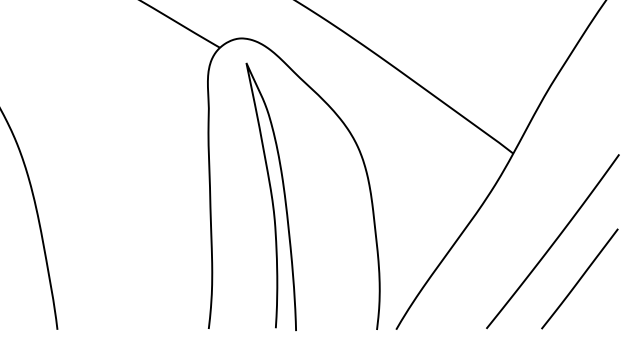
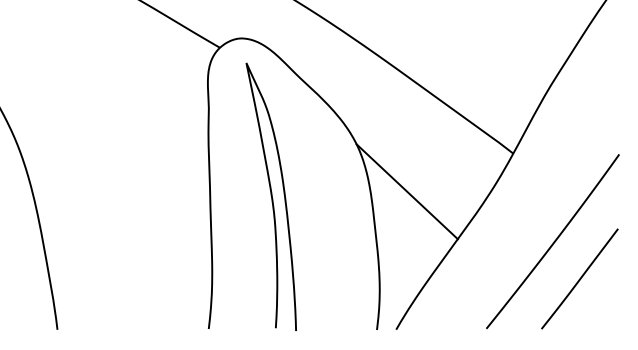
line: none -> present (406, 191)
